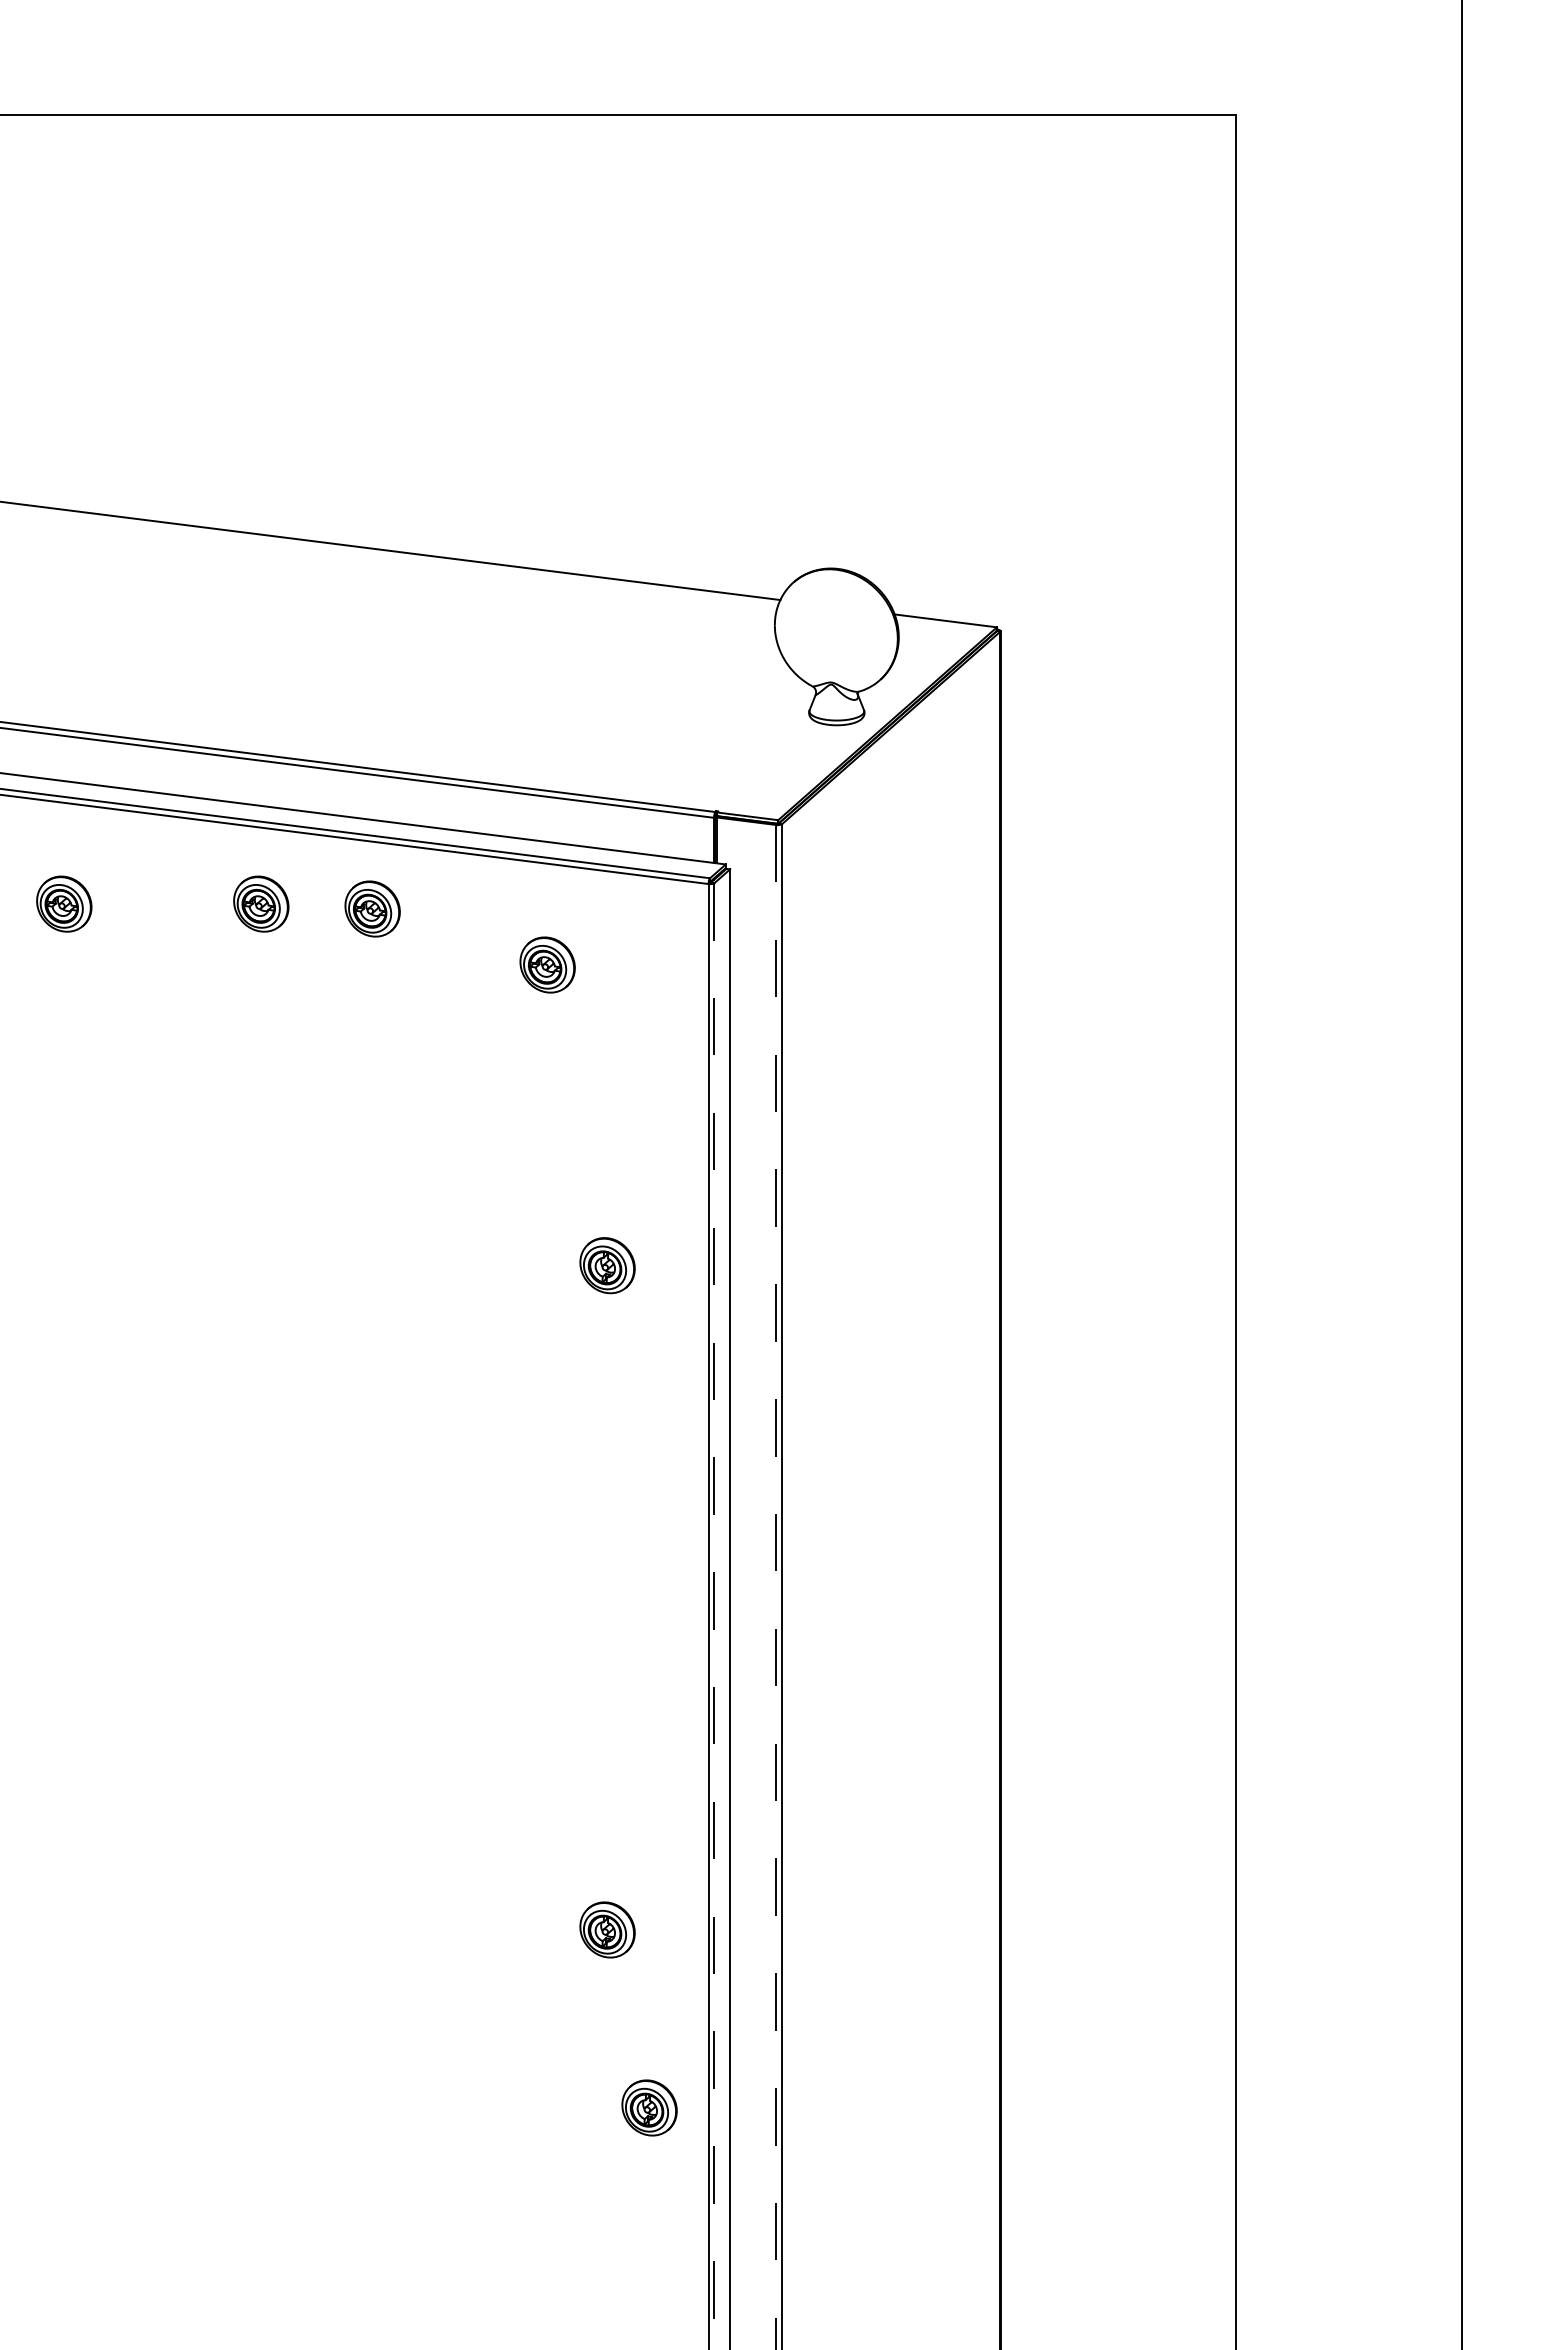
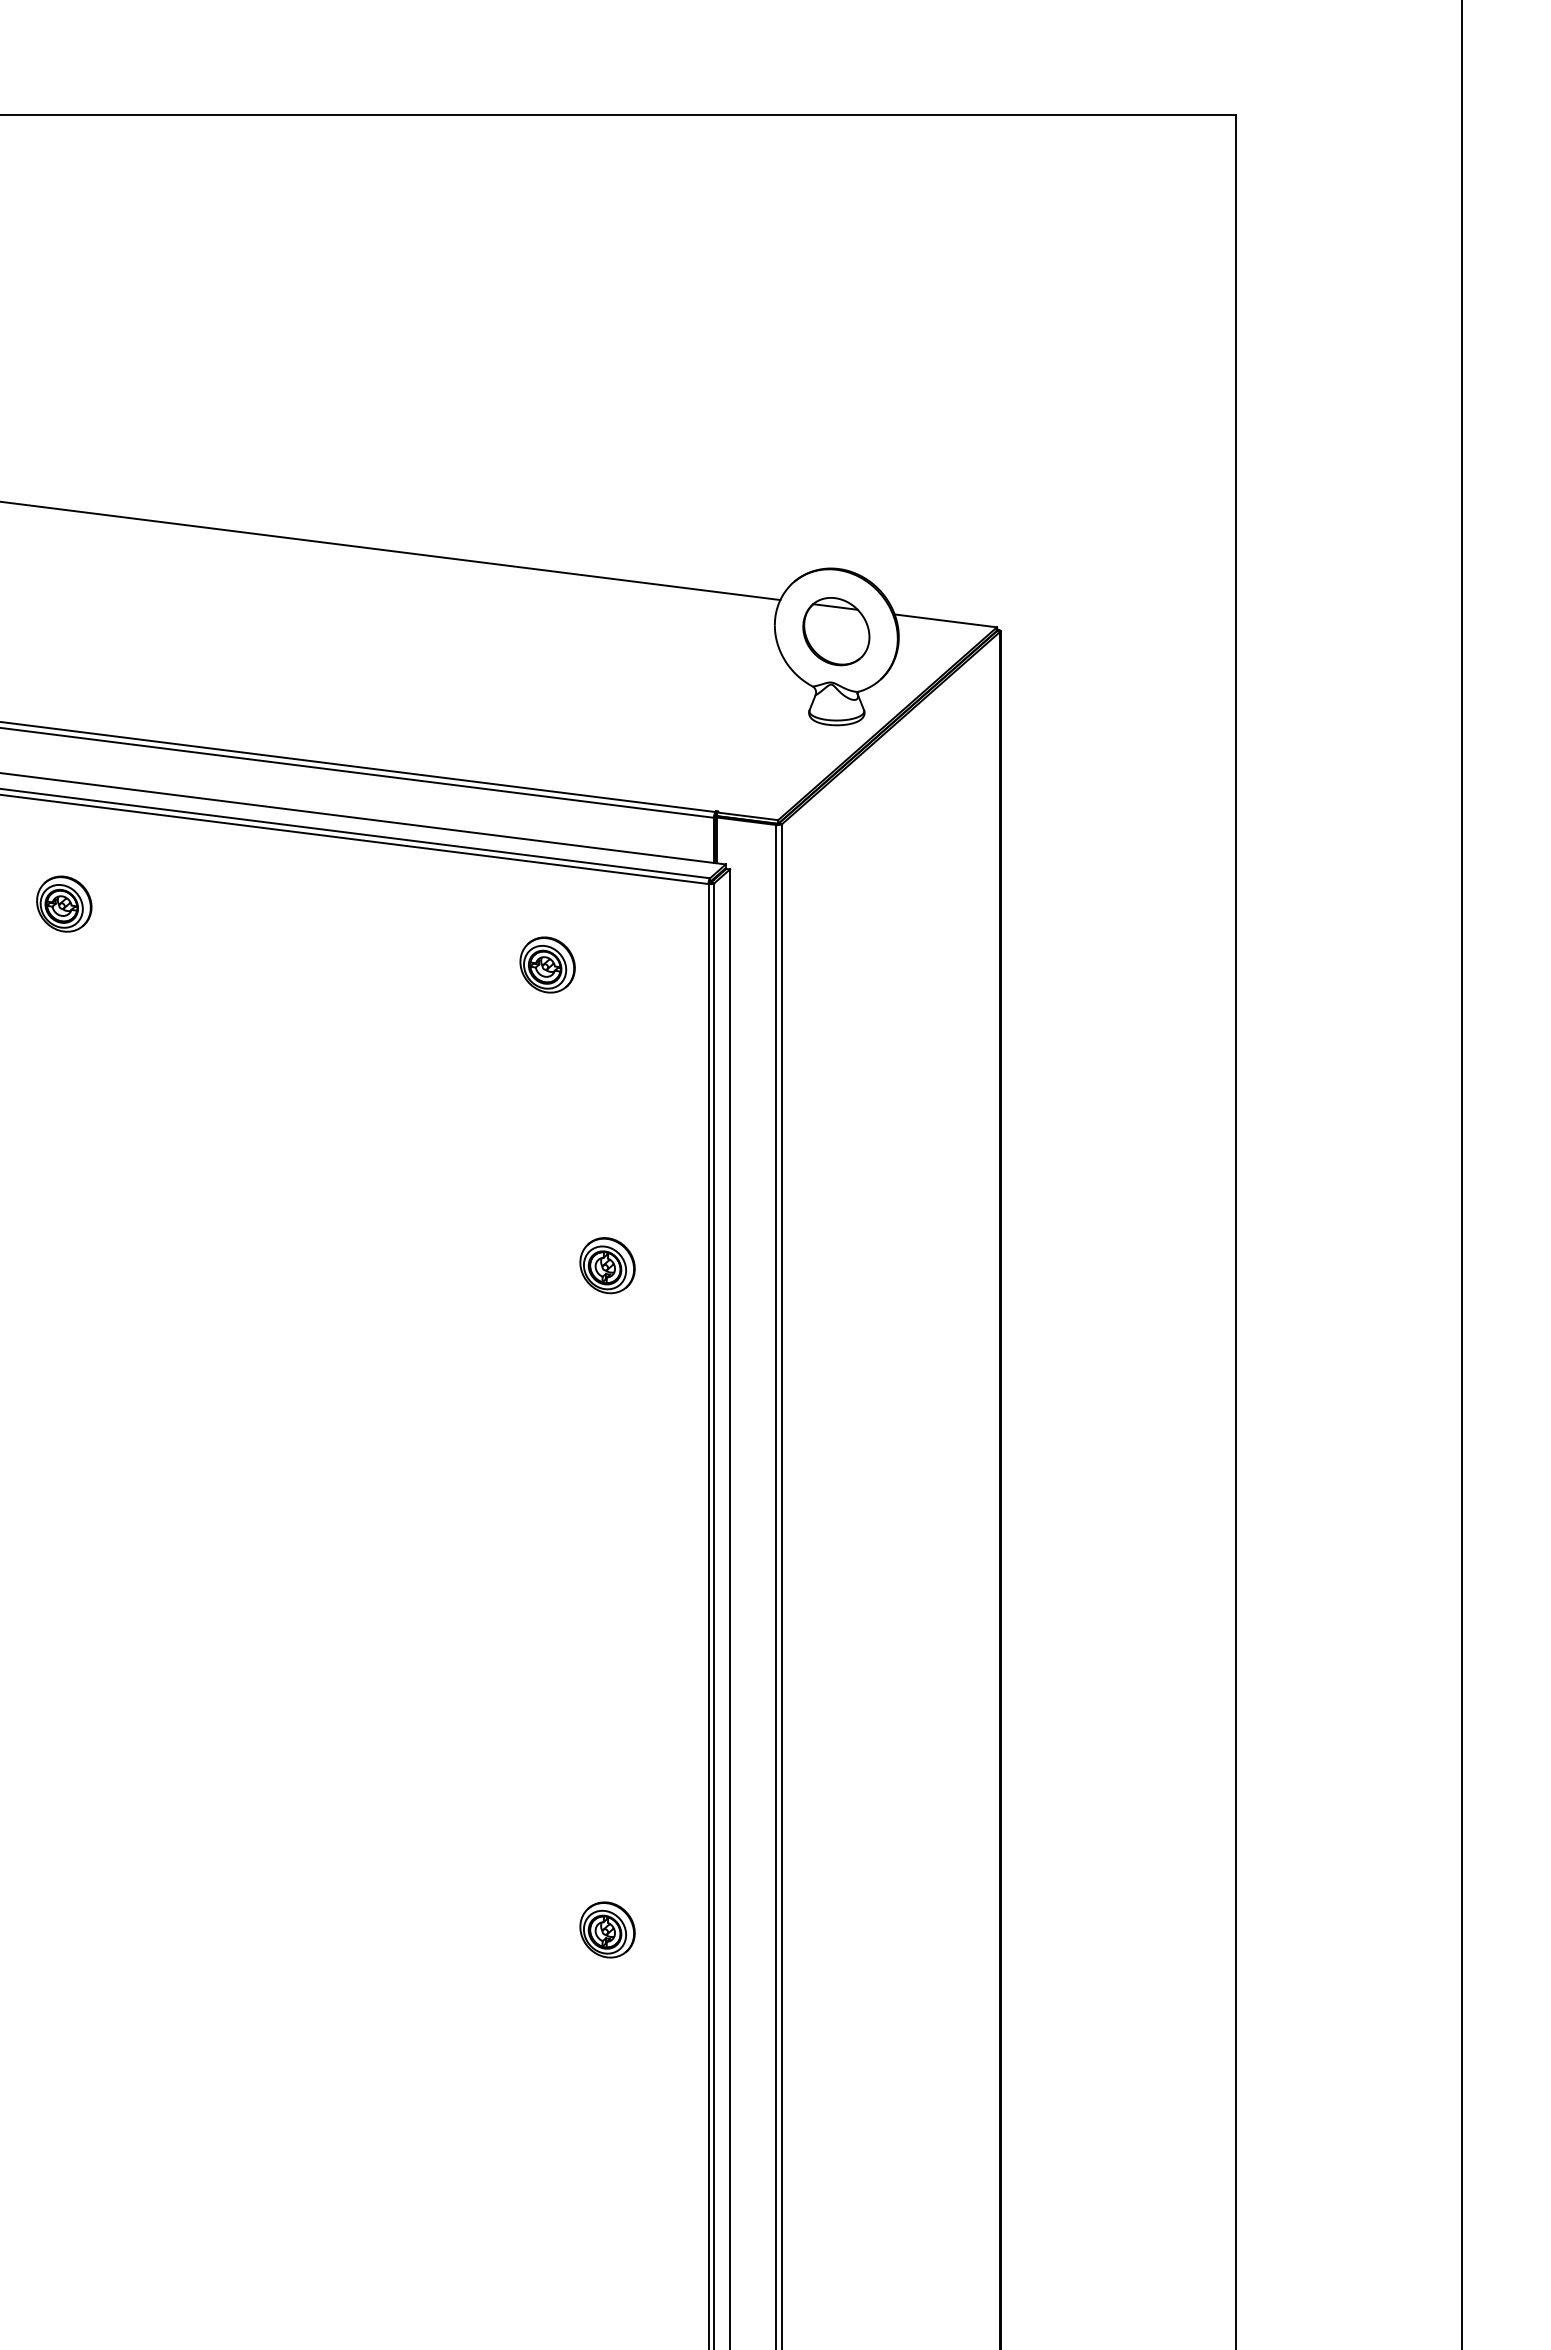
part: none -> present (836, 631)
part: present -> none (261, 903)
part: present -> none (372, 908)
line: dashed -> solid (776, 1587)
line: dashed -> solid (714, 1617)
part: present -> none (649, 2107)
